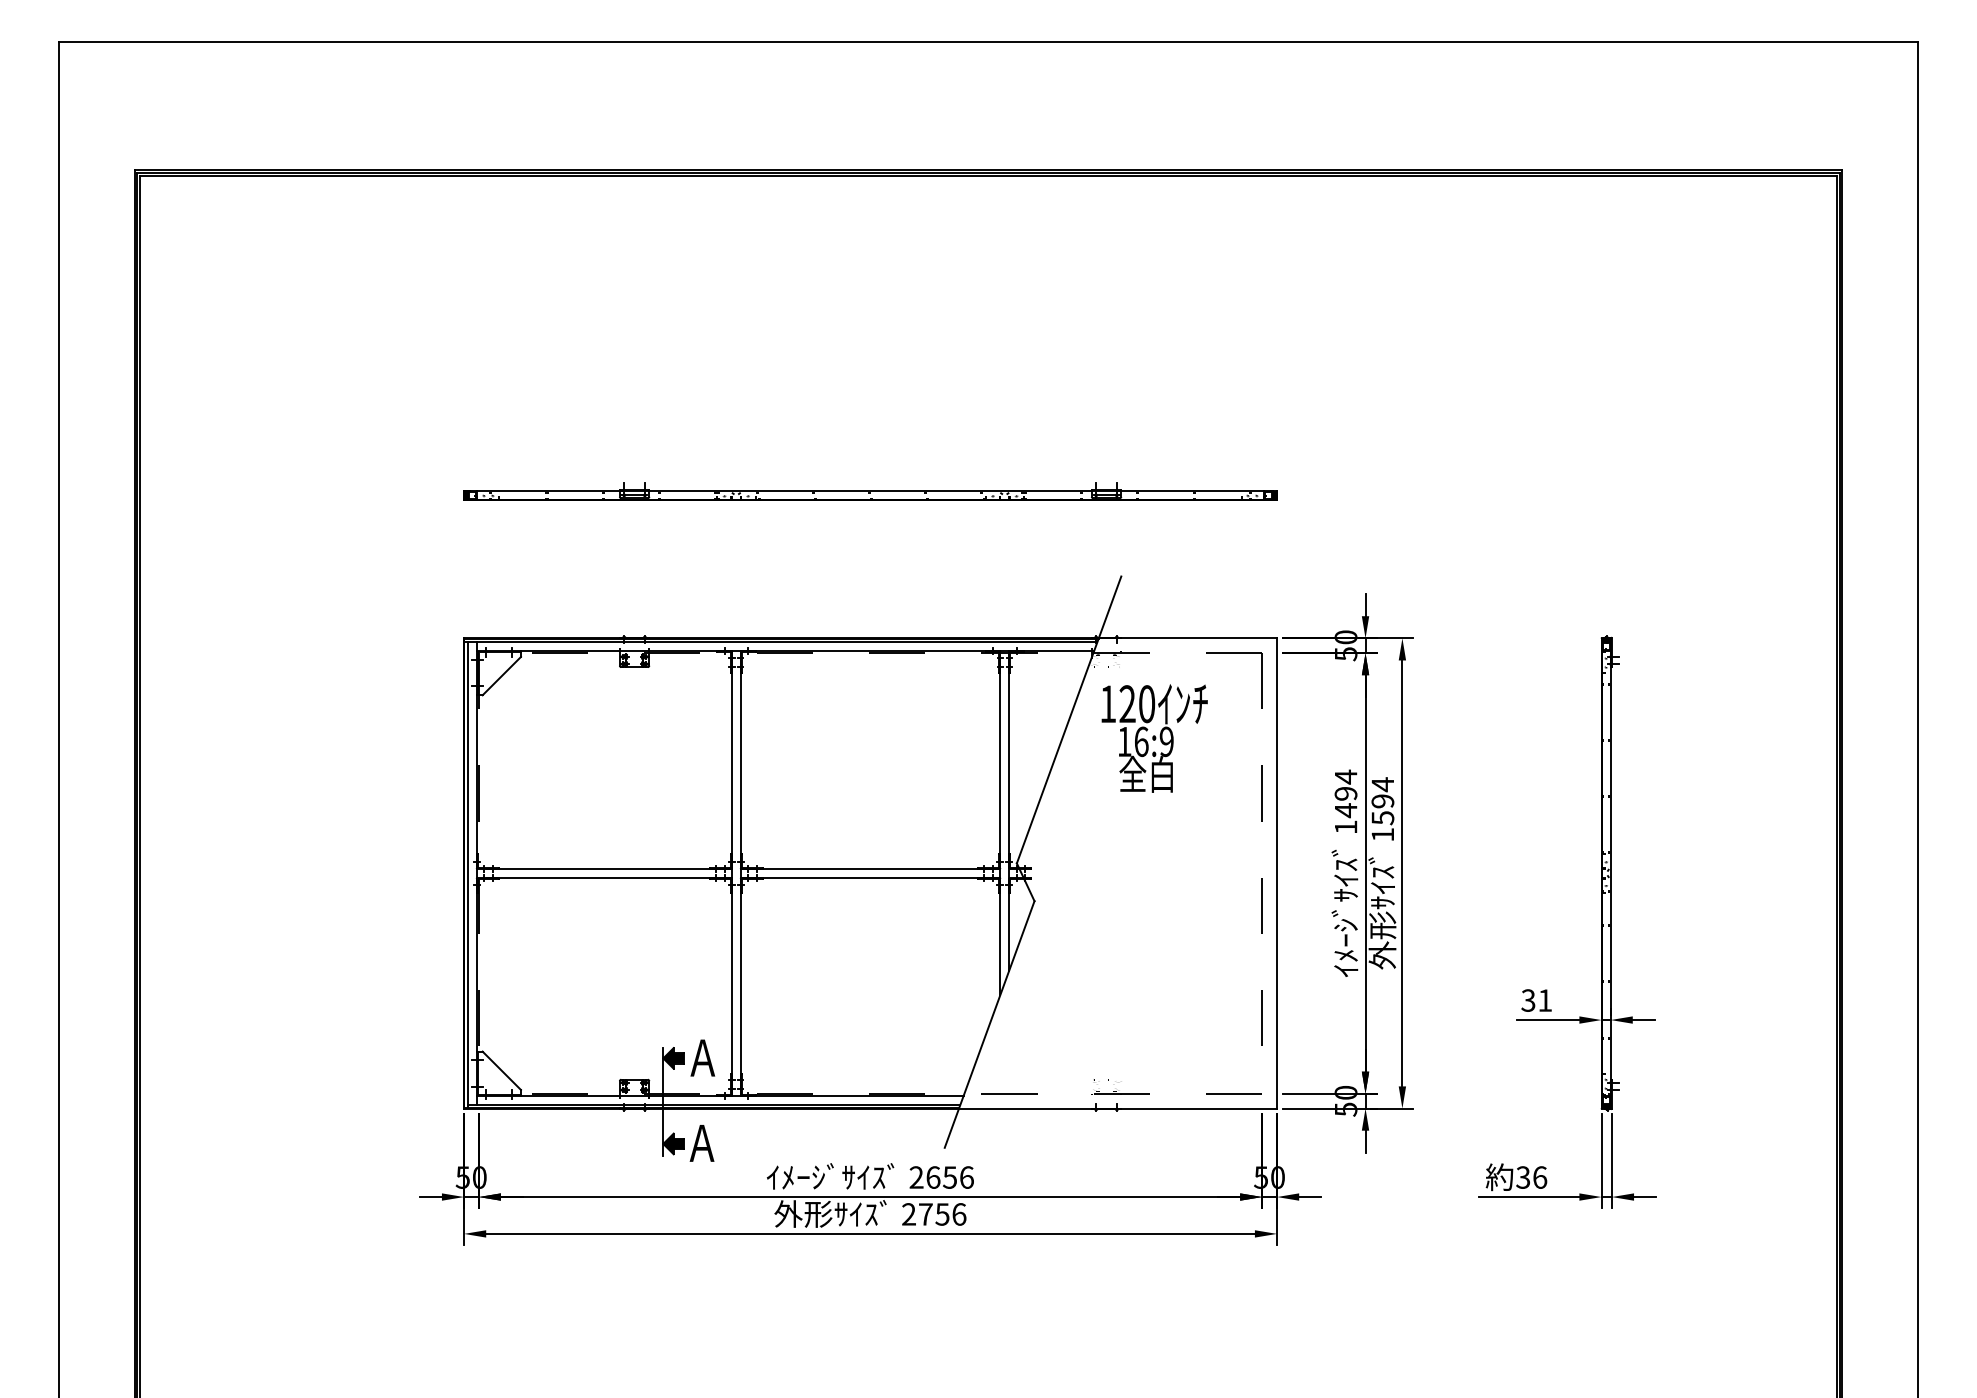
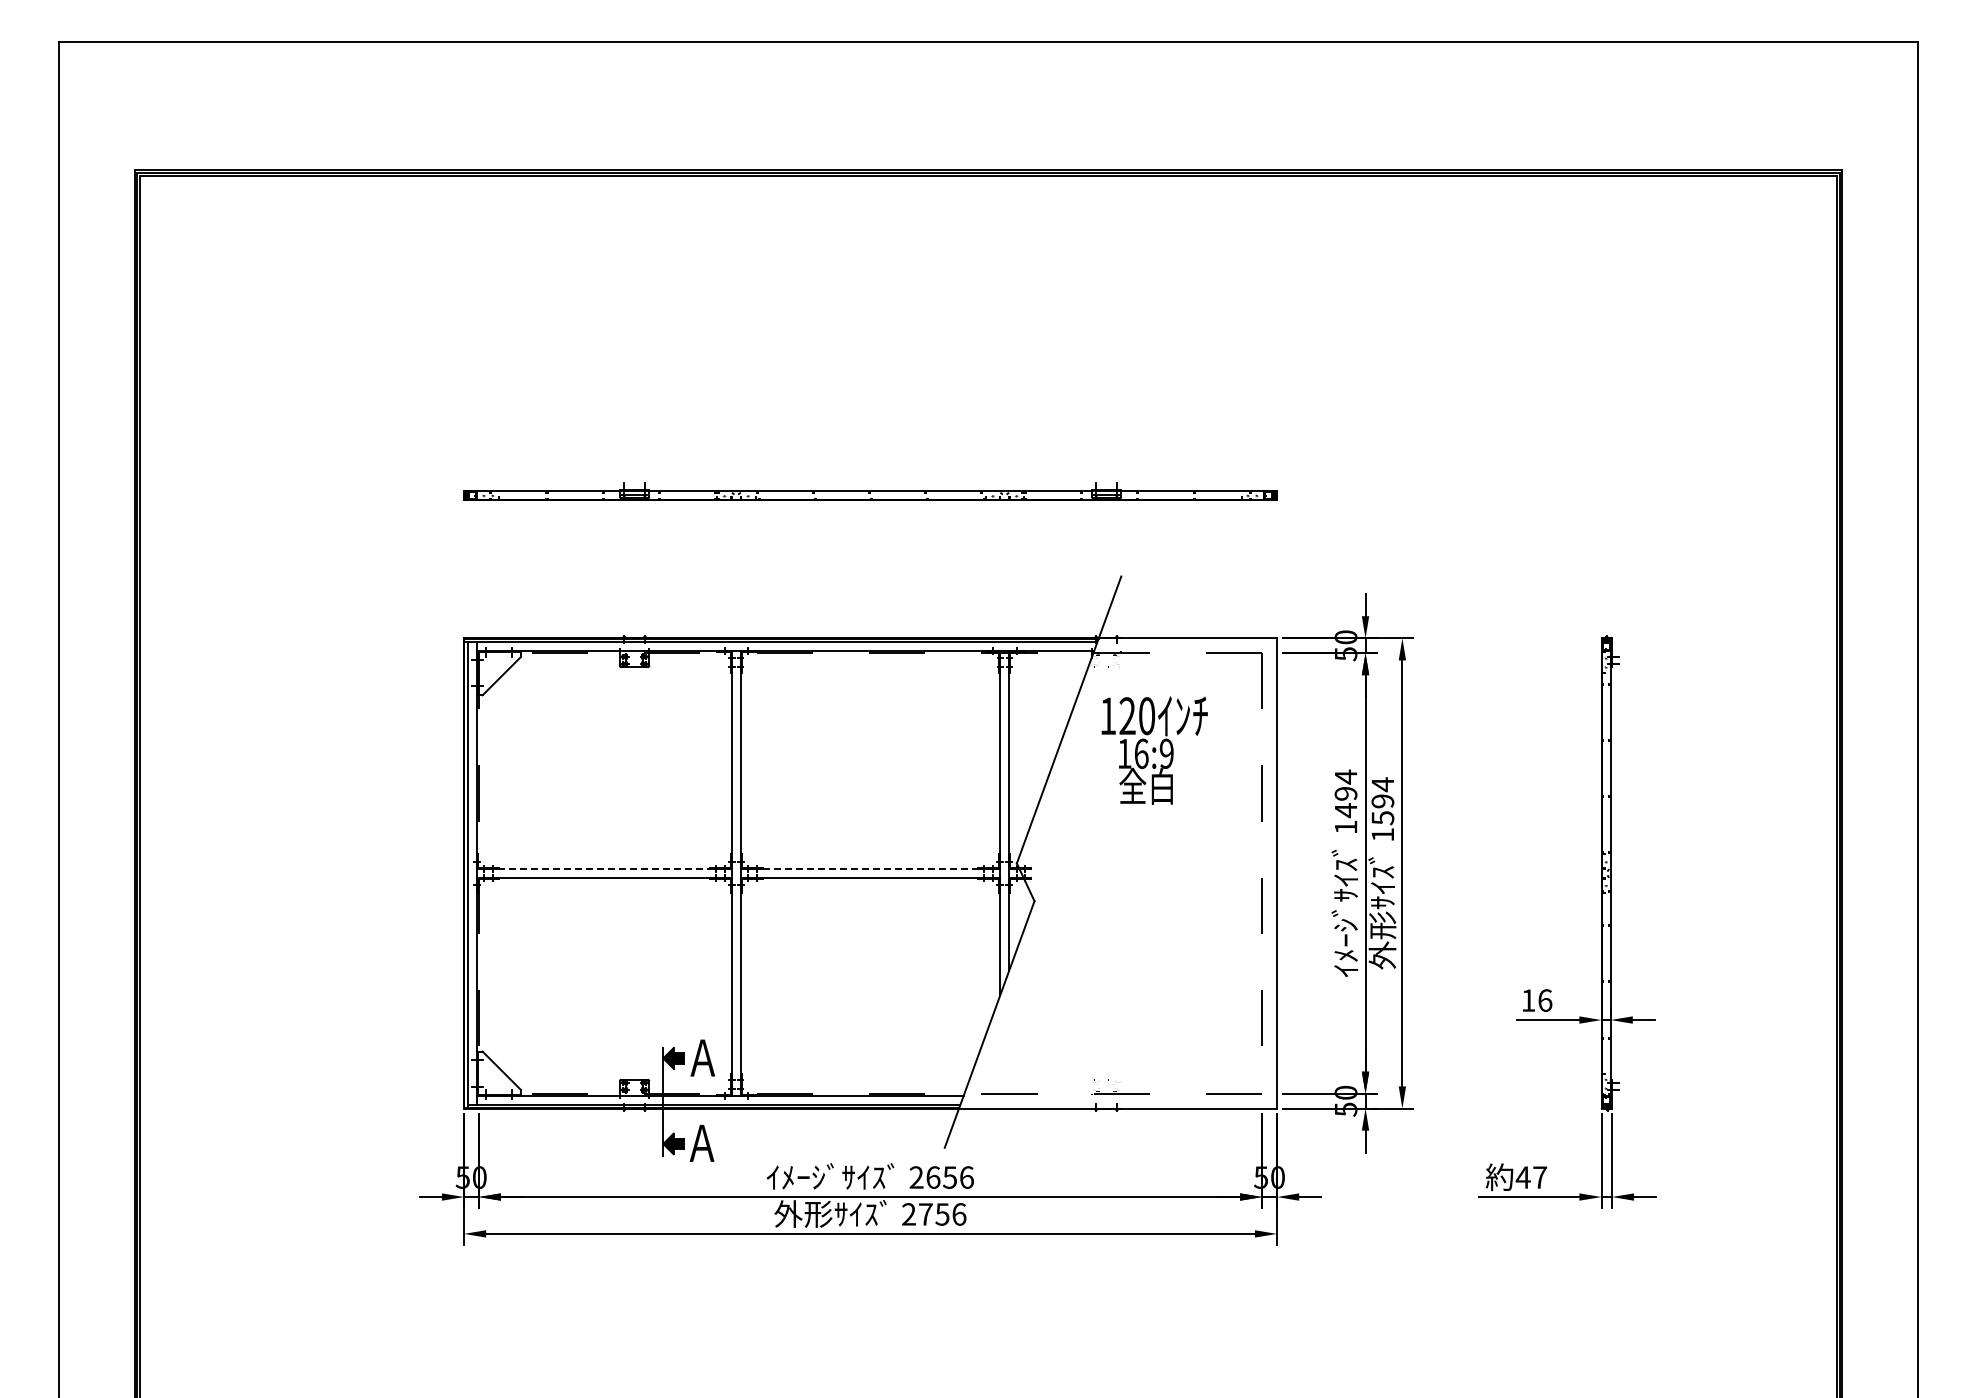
text position: (1154, 738) -> (1154, 750) (1154, 750)
line: solid -> dashed (610, 869)
line: solid -> dashed (870, 869)
text: 31 -> 16 (1536, 1000)
text: 36 -> 47 (1531, 1177)
